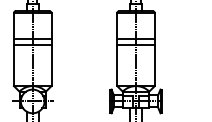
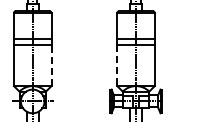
line: solid -> dashed (51, 64)
line: solid -> dashed (117, 65)
